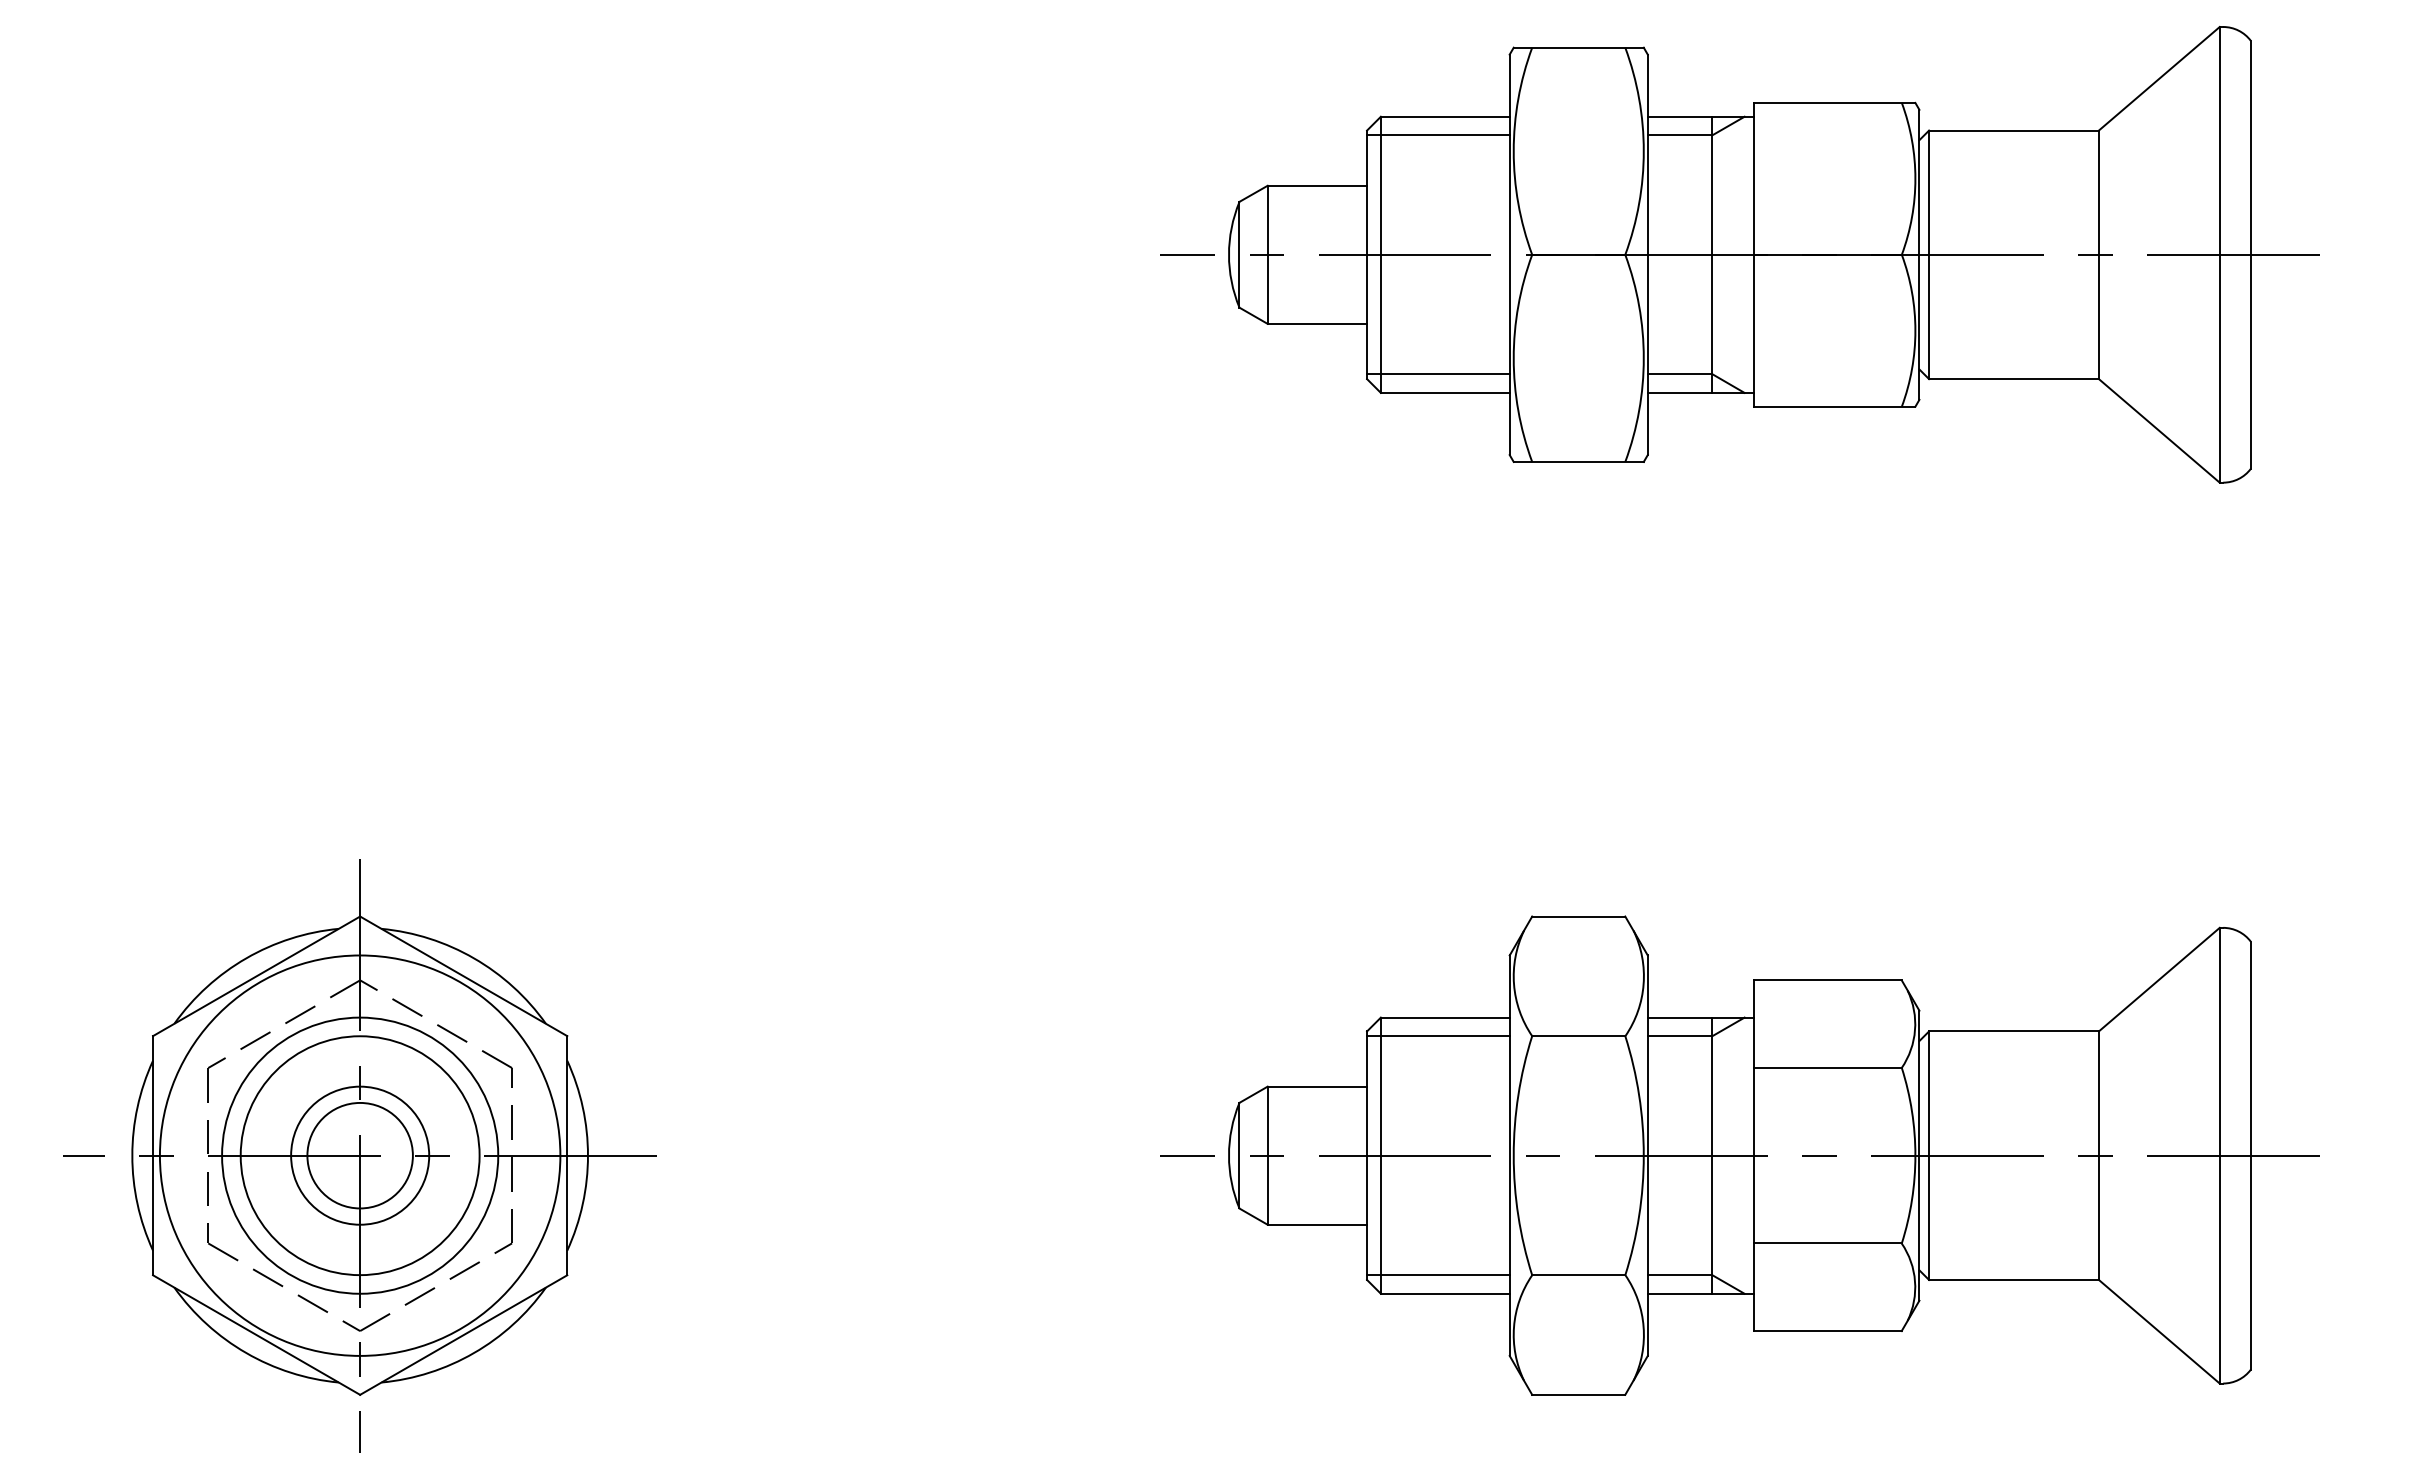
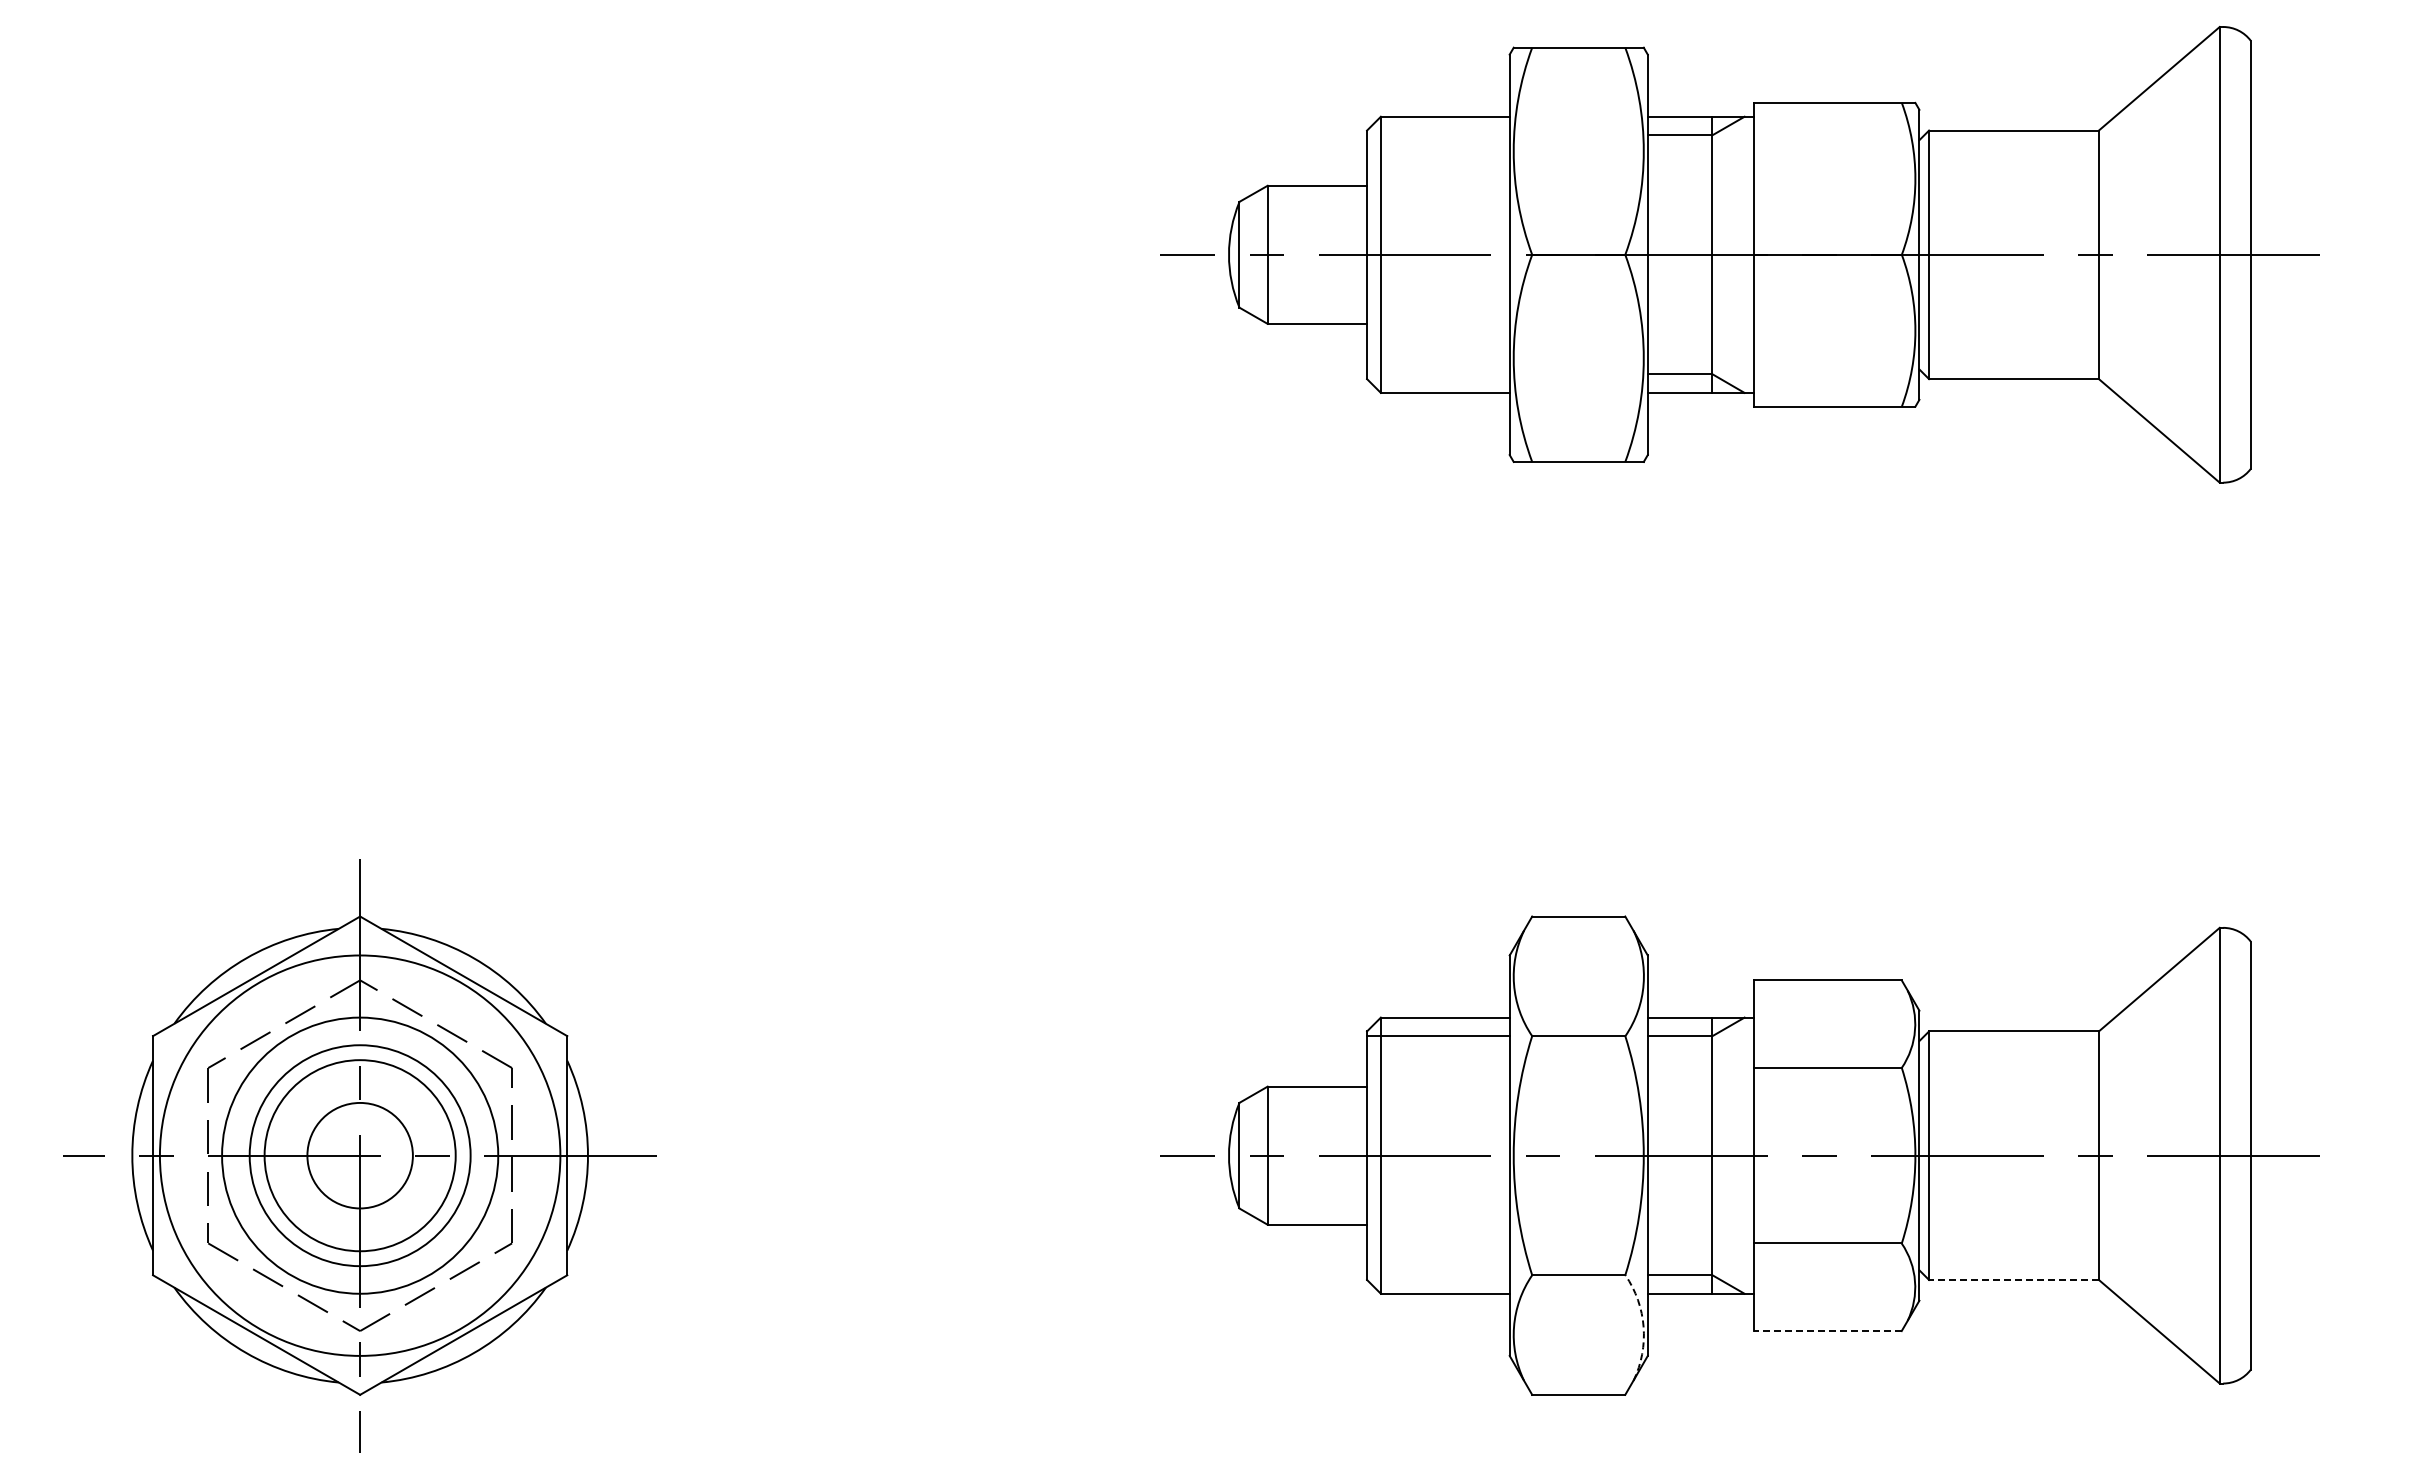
line: present -> none (1438, 135)
line: present -> none (1438, 374)
circle diameter: 239 px -> 191 px (359, 1155)
circle diameter: 138 px -> 221 px (359, 1155)
line: present -> none (1438, 1275)
line: solid -> dashed (2013, 1279)
arc: solid -> dashed (1643, 1326)
line: solid -> dashed (1827, 1331)
